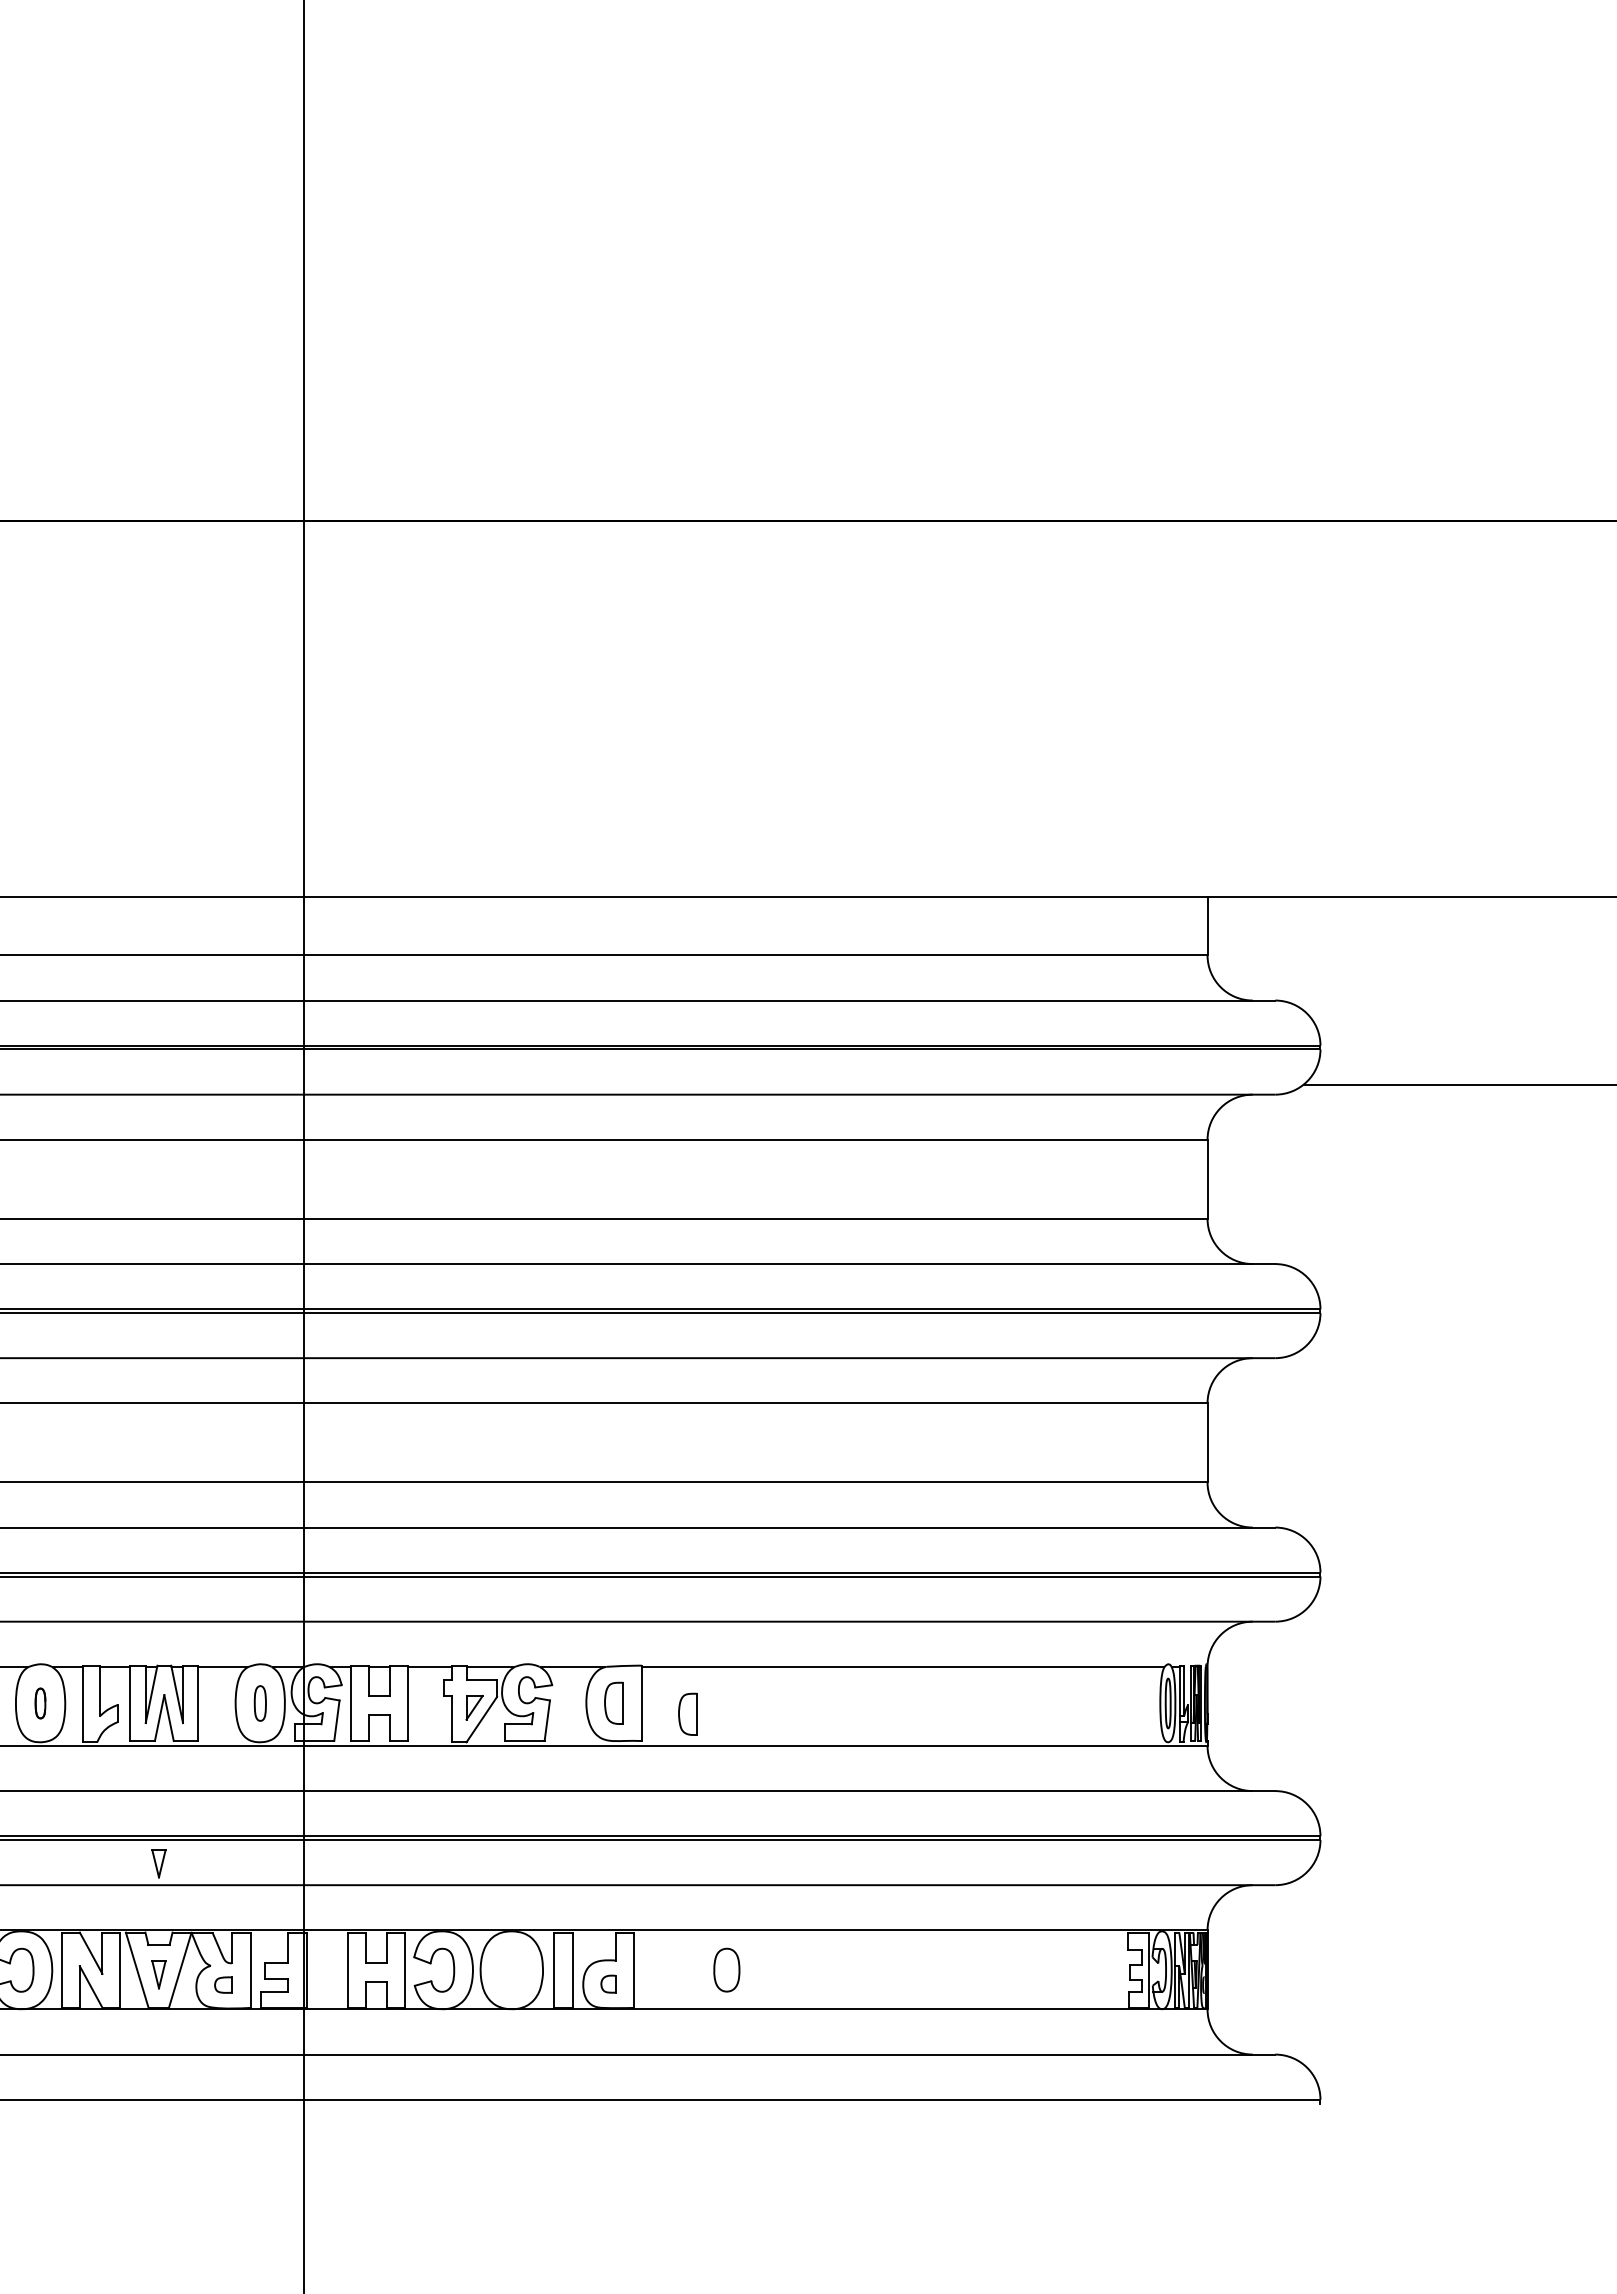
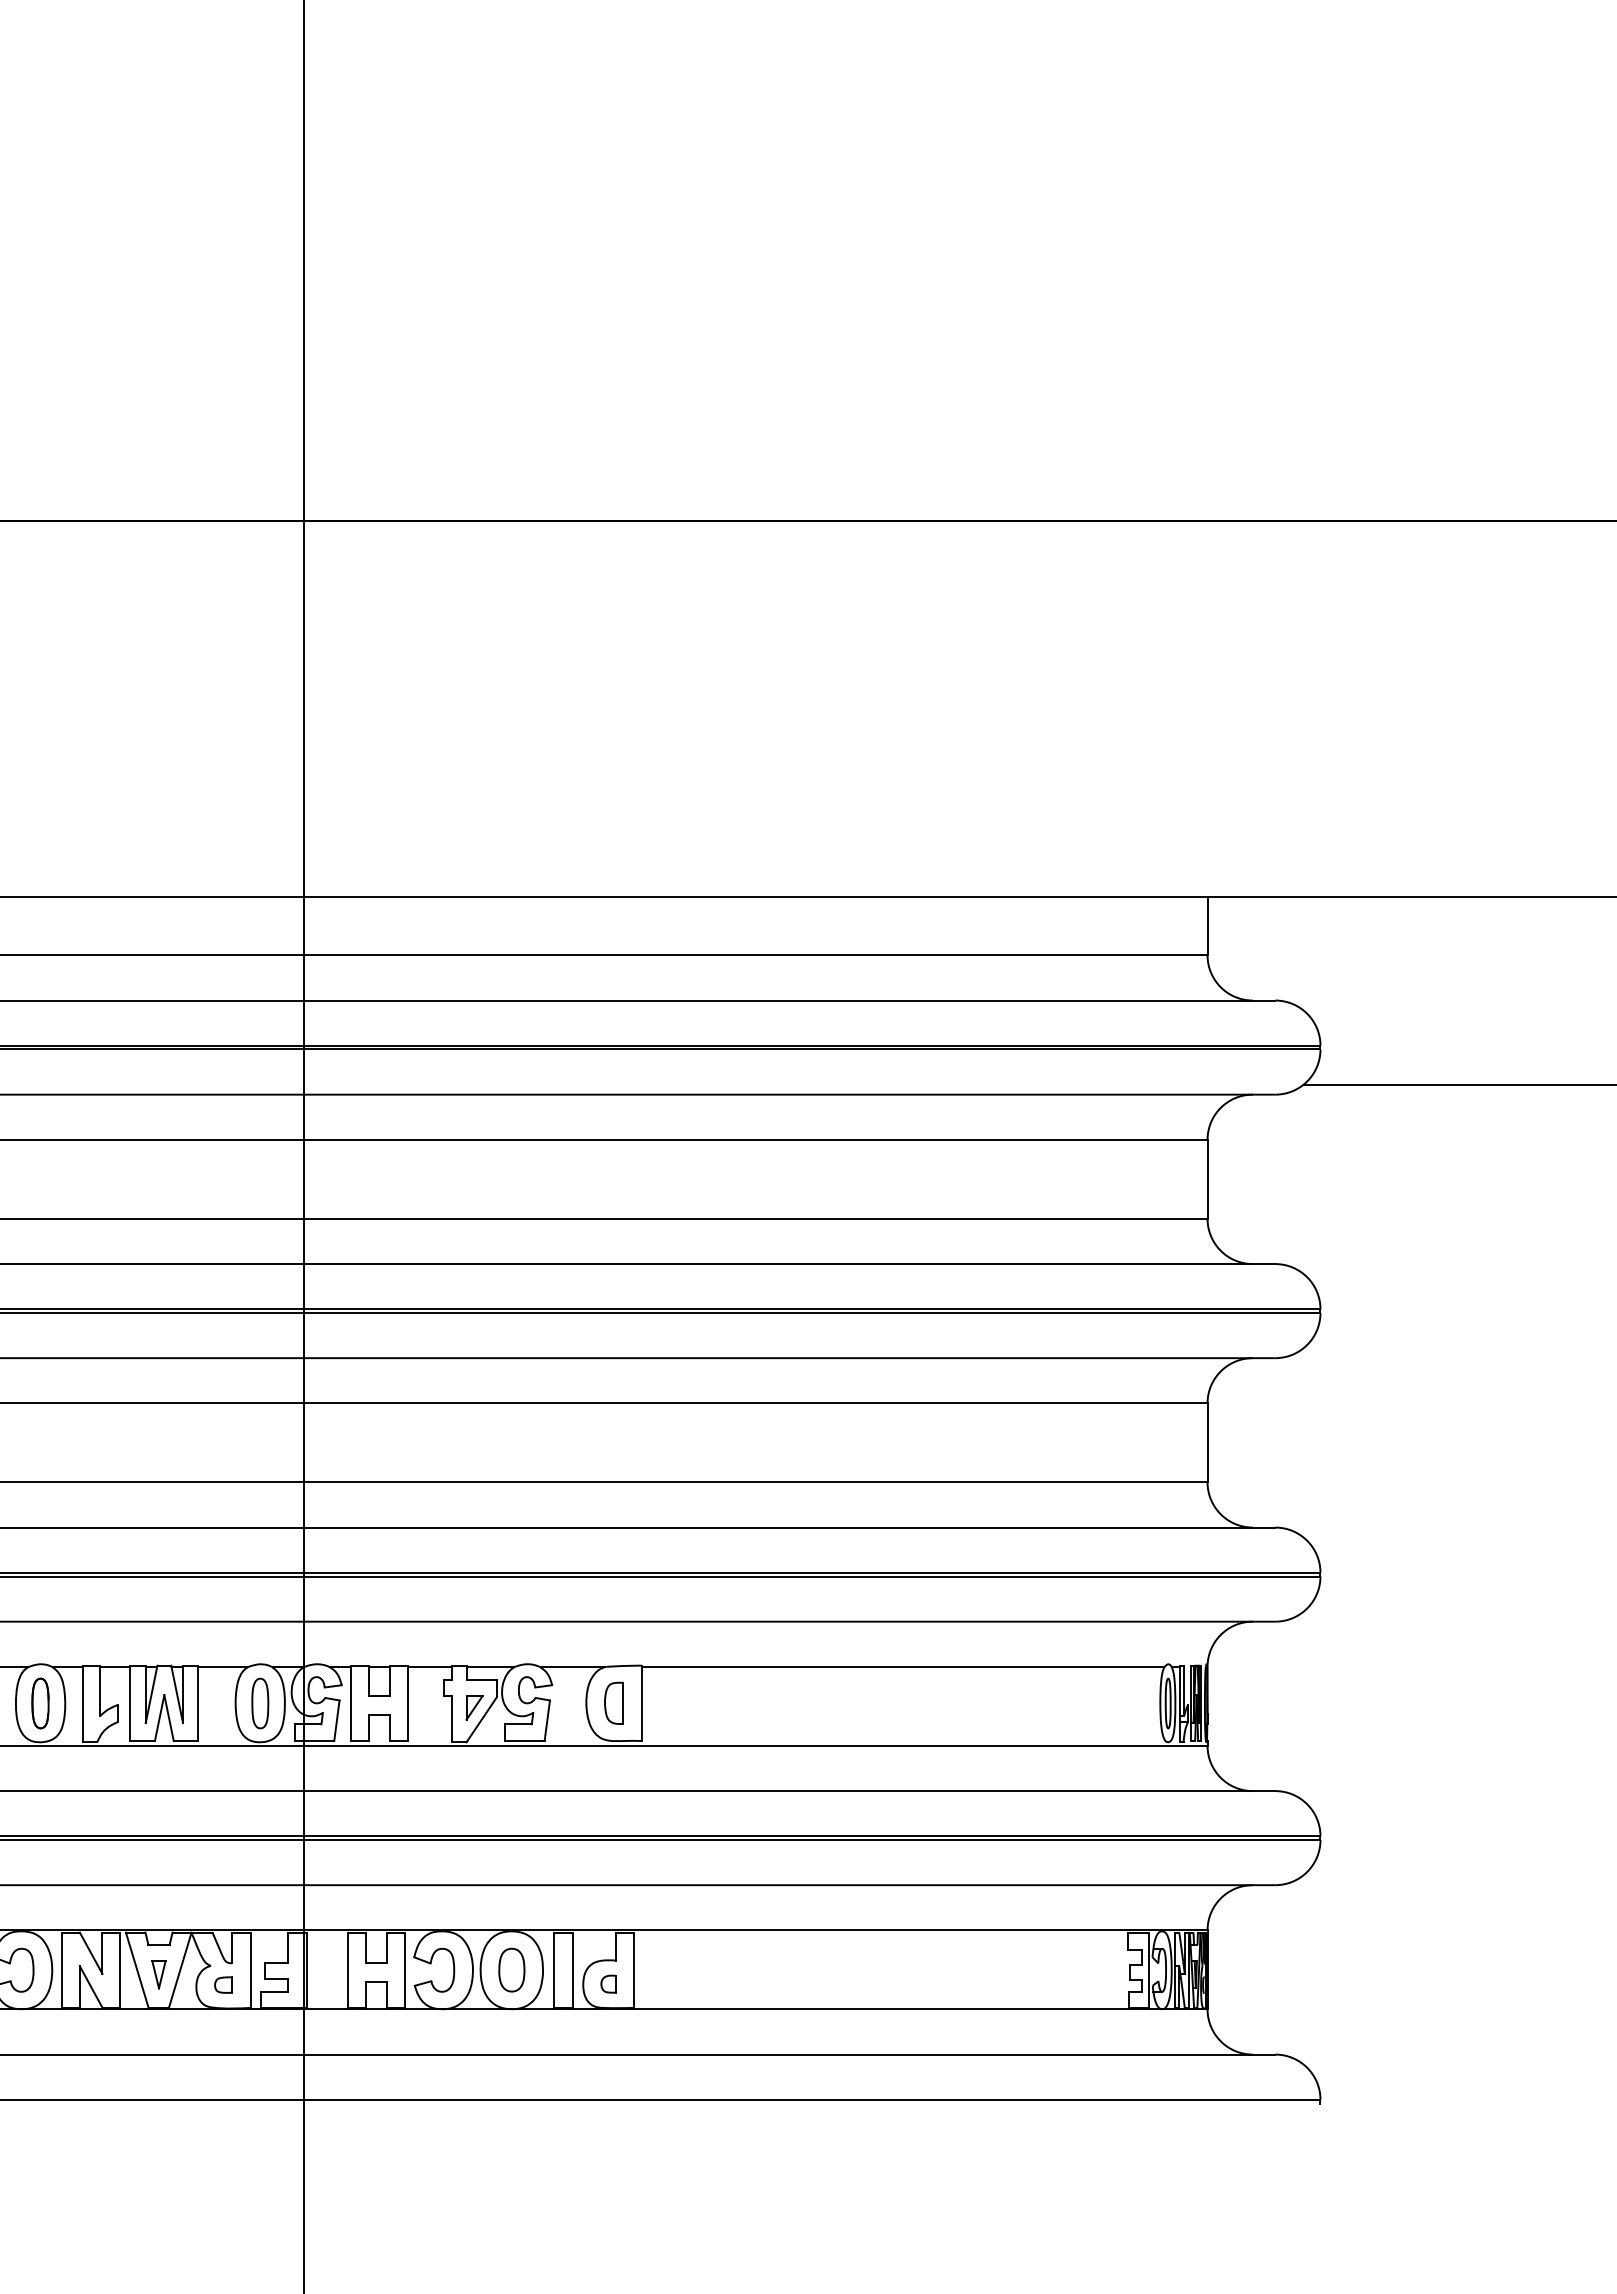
part size: 13x33 px -> 19x53 px (40, 1703)
part size: 14x37 px -> 19x53 px (260, 1703)
part: present -> none (687, 1713)
part: present -> none (158, 1863)
part position: (726, 1969) -> (511, 1969) (511, 1969)
